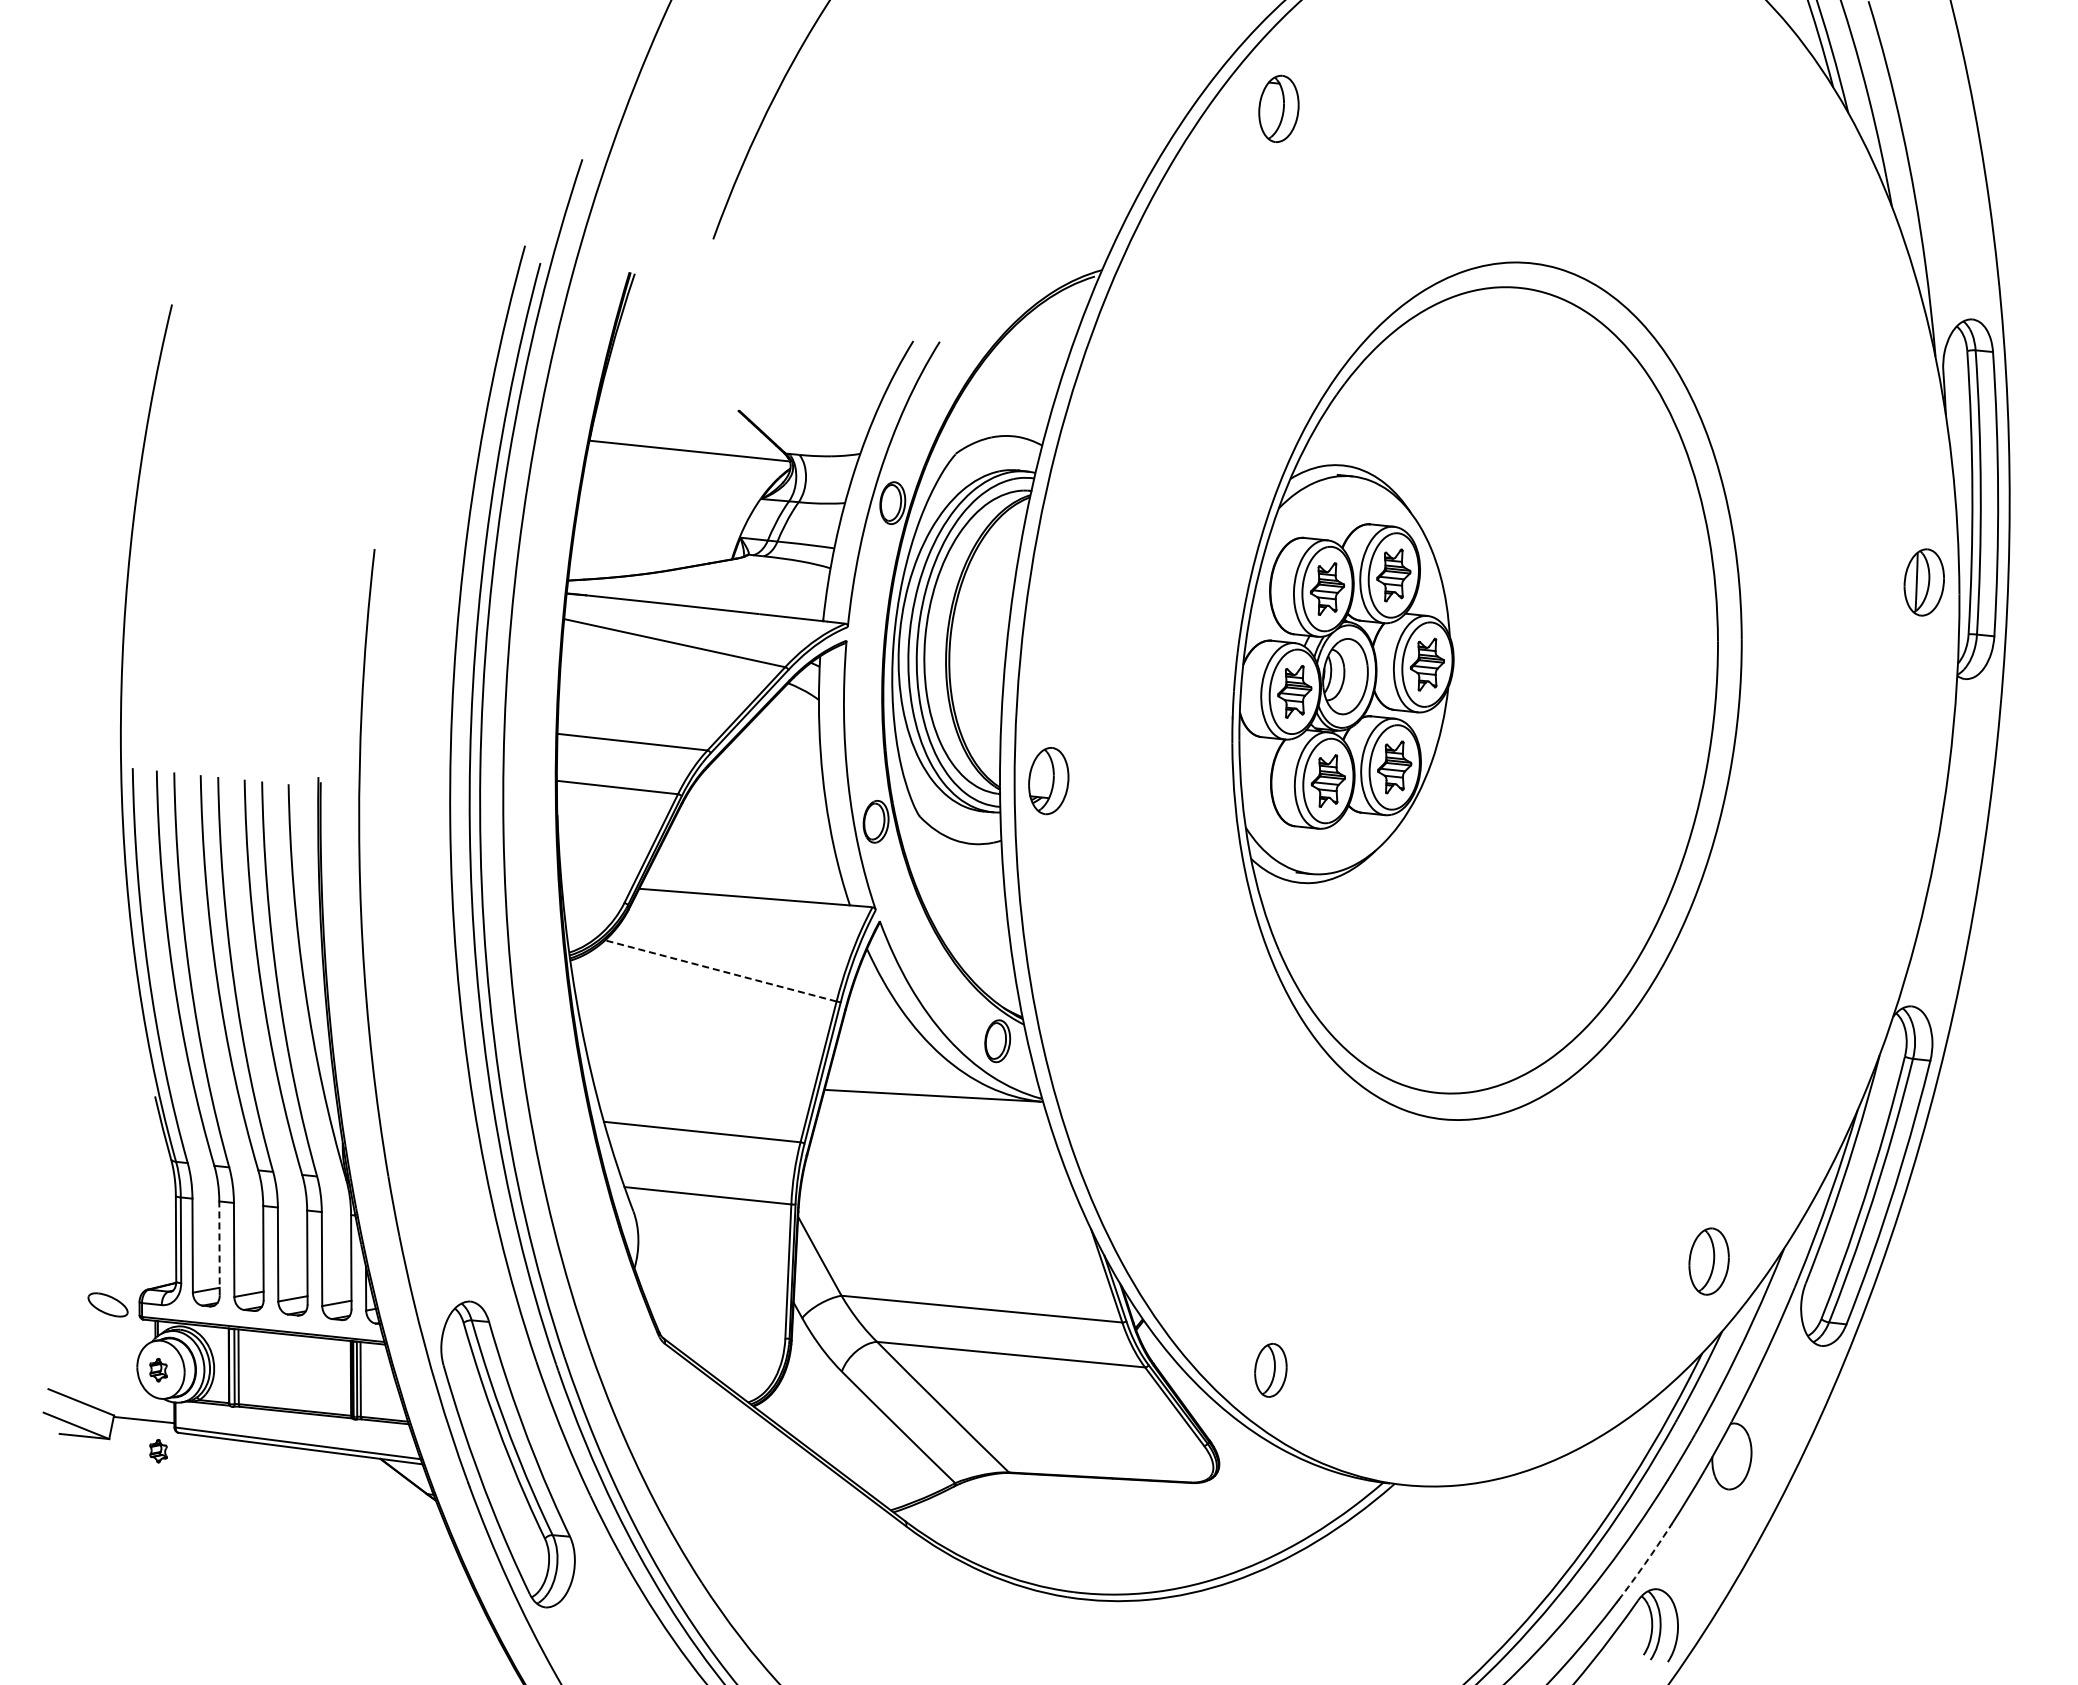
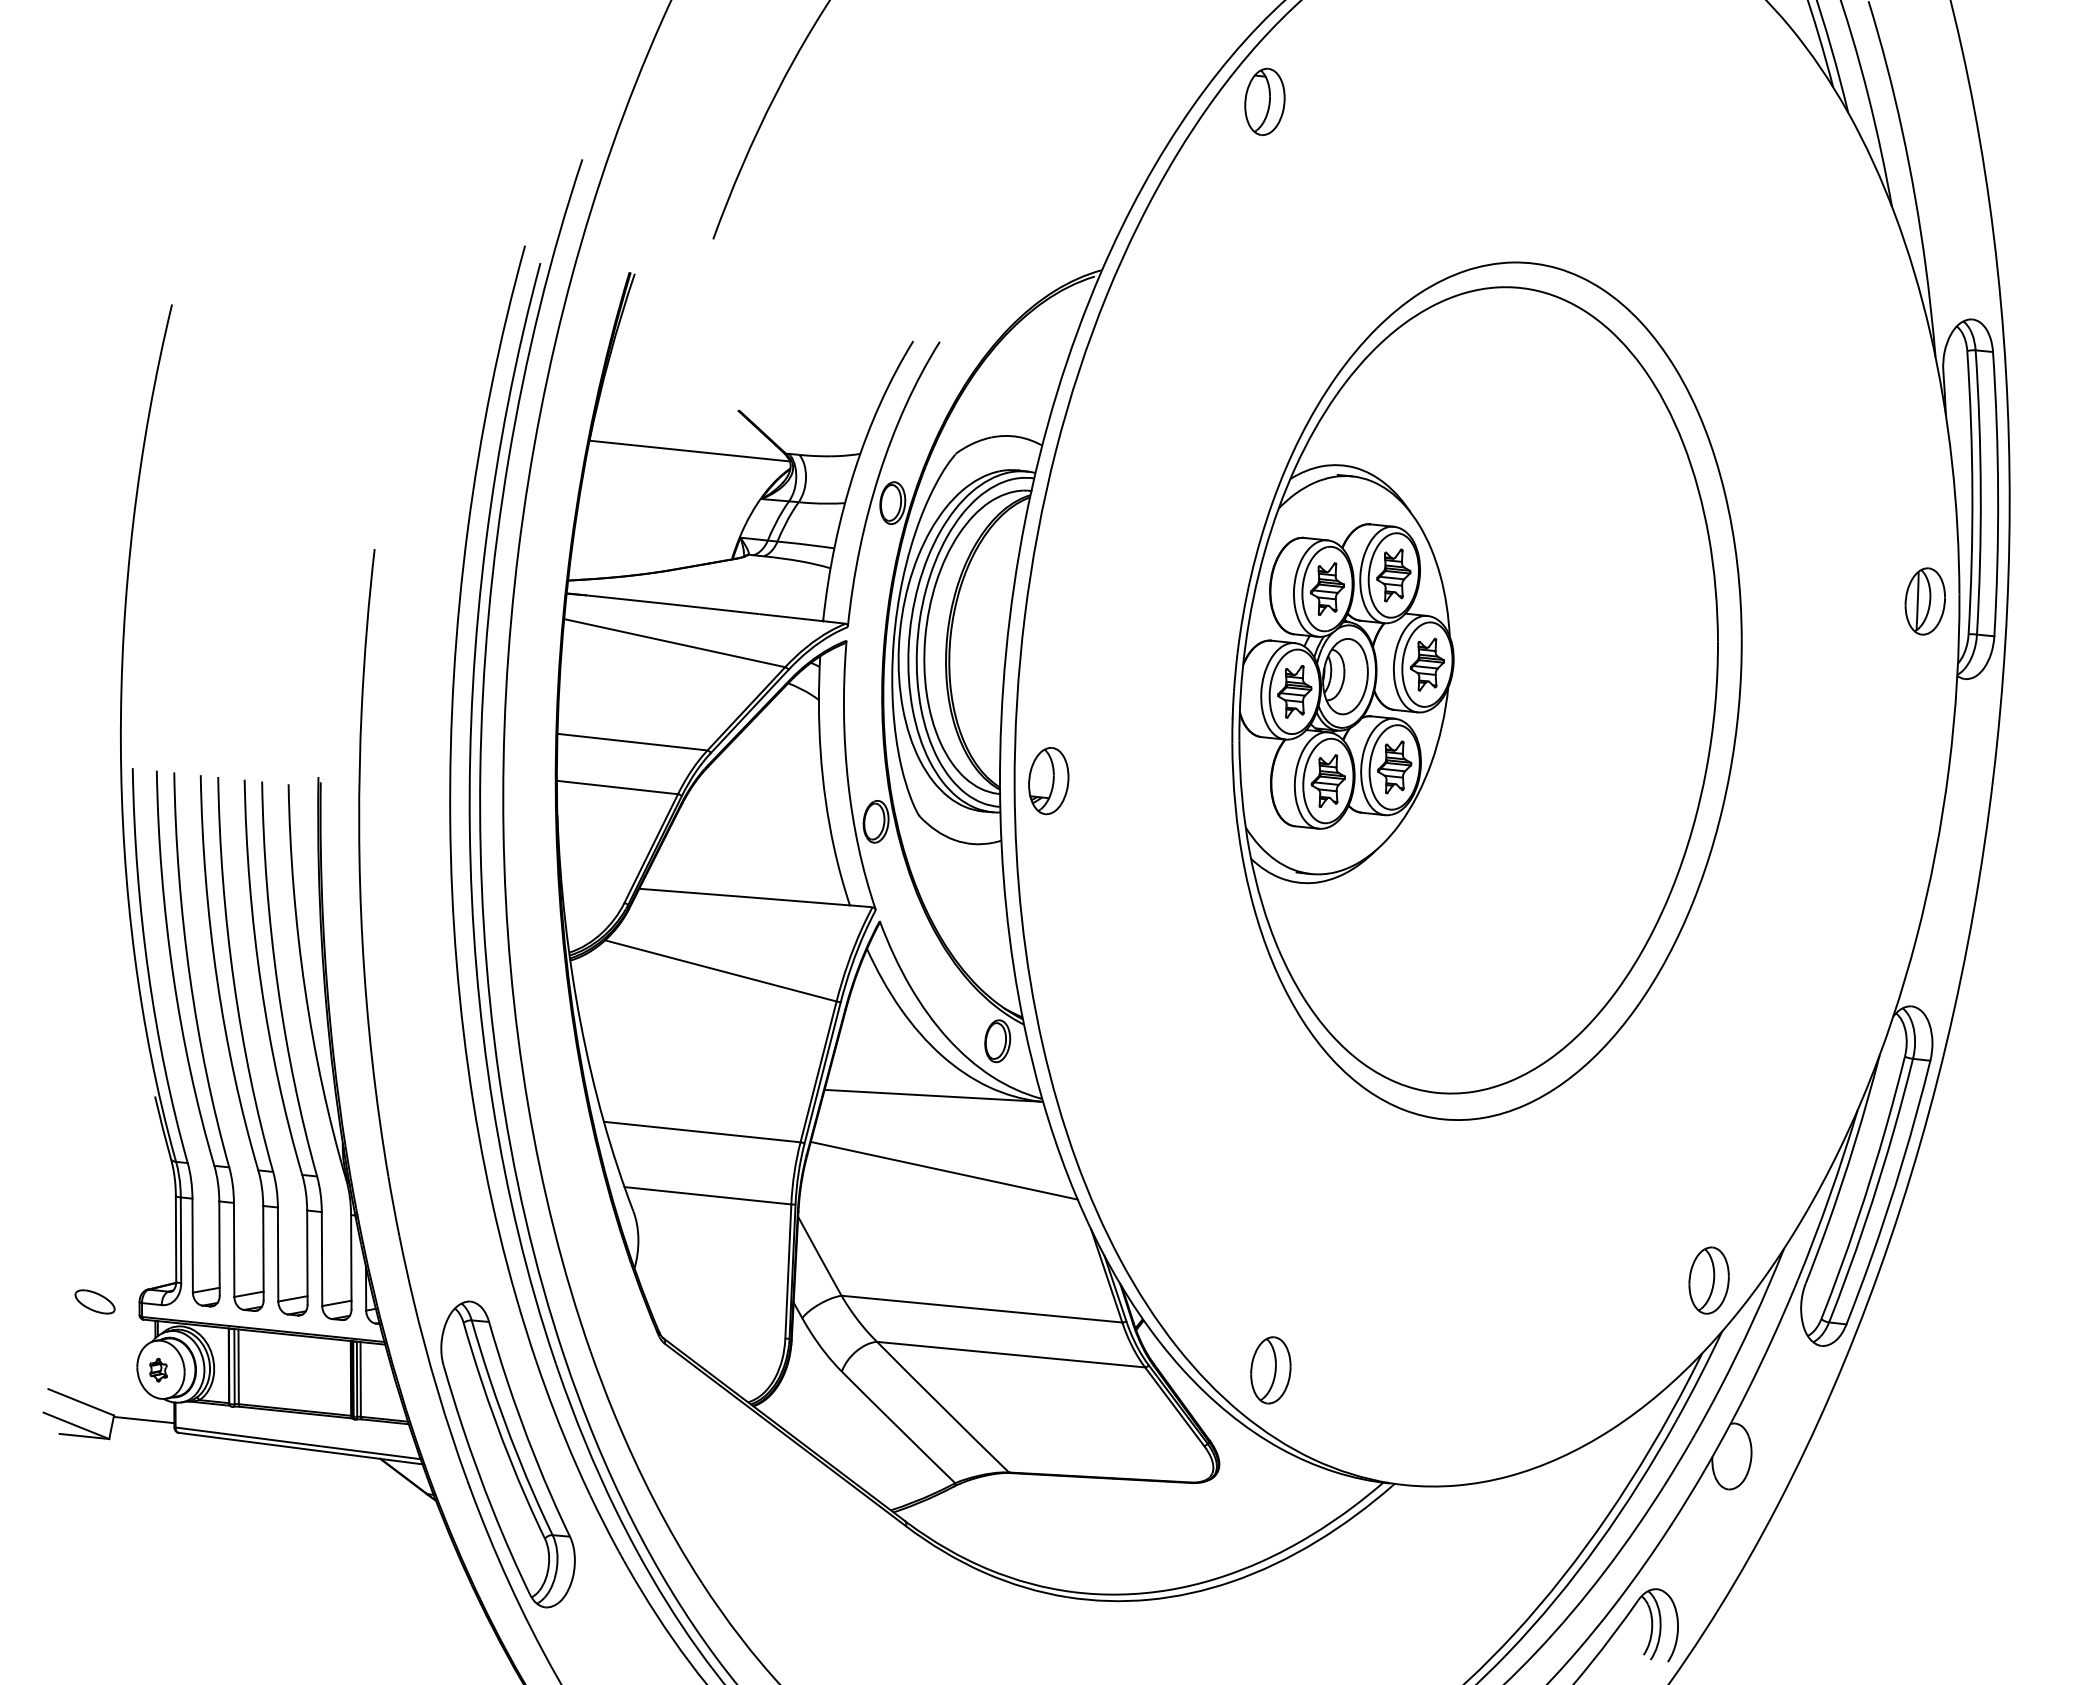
part position: (1278, 108) -> (1264, 101) (1264, 101)
part position: (1923, 582) -> (1924, 601) (1924, 601)
line: dashed -> solid (720, 970)
line: none -> present (943, 1170)
line: dashed -> solid (219, 1247)
part position: (1708, 1261) -> (1708, 1280) (1708, 1280)
part position: (107, 1304) -> (94, 1301) (94, 1301)
part size: 34x55 px -> 42x69 px (1270, 1370)
part: present -> none (158, 1451)
arc: dashed -> solid (1645, 1563)
